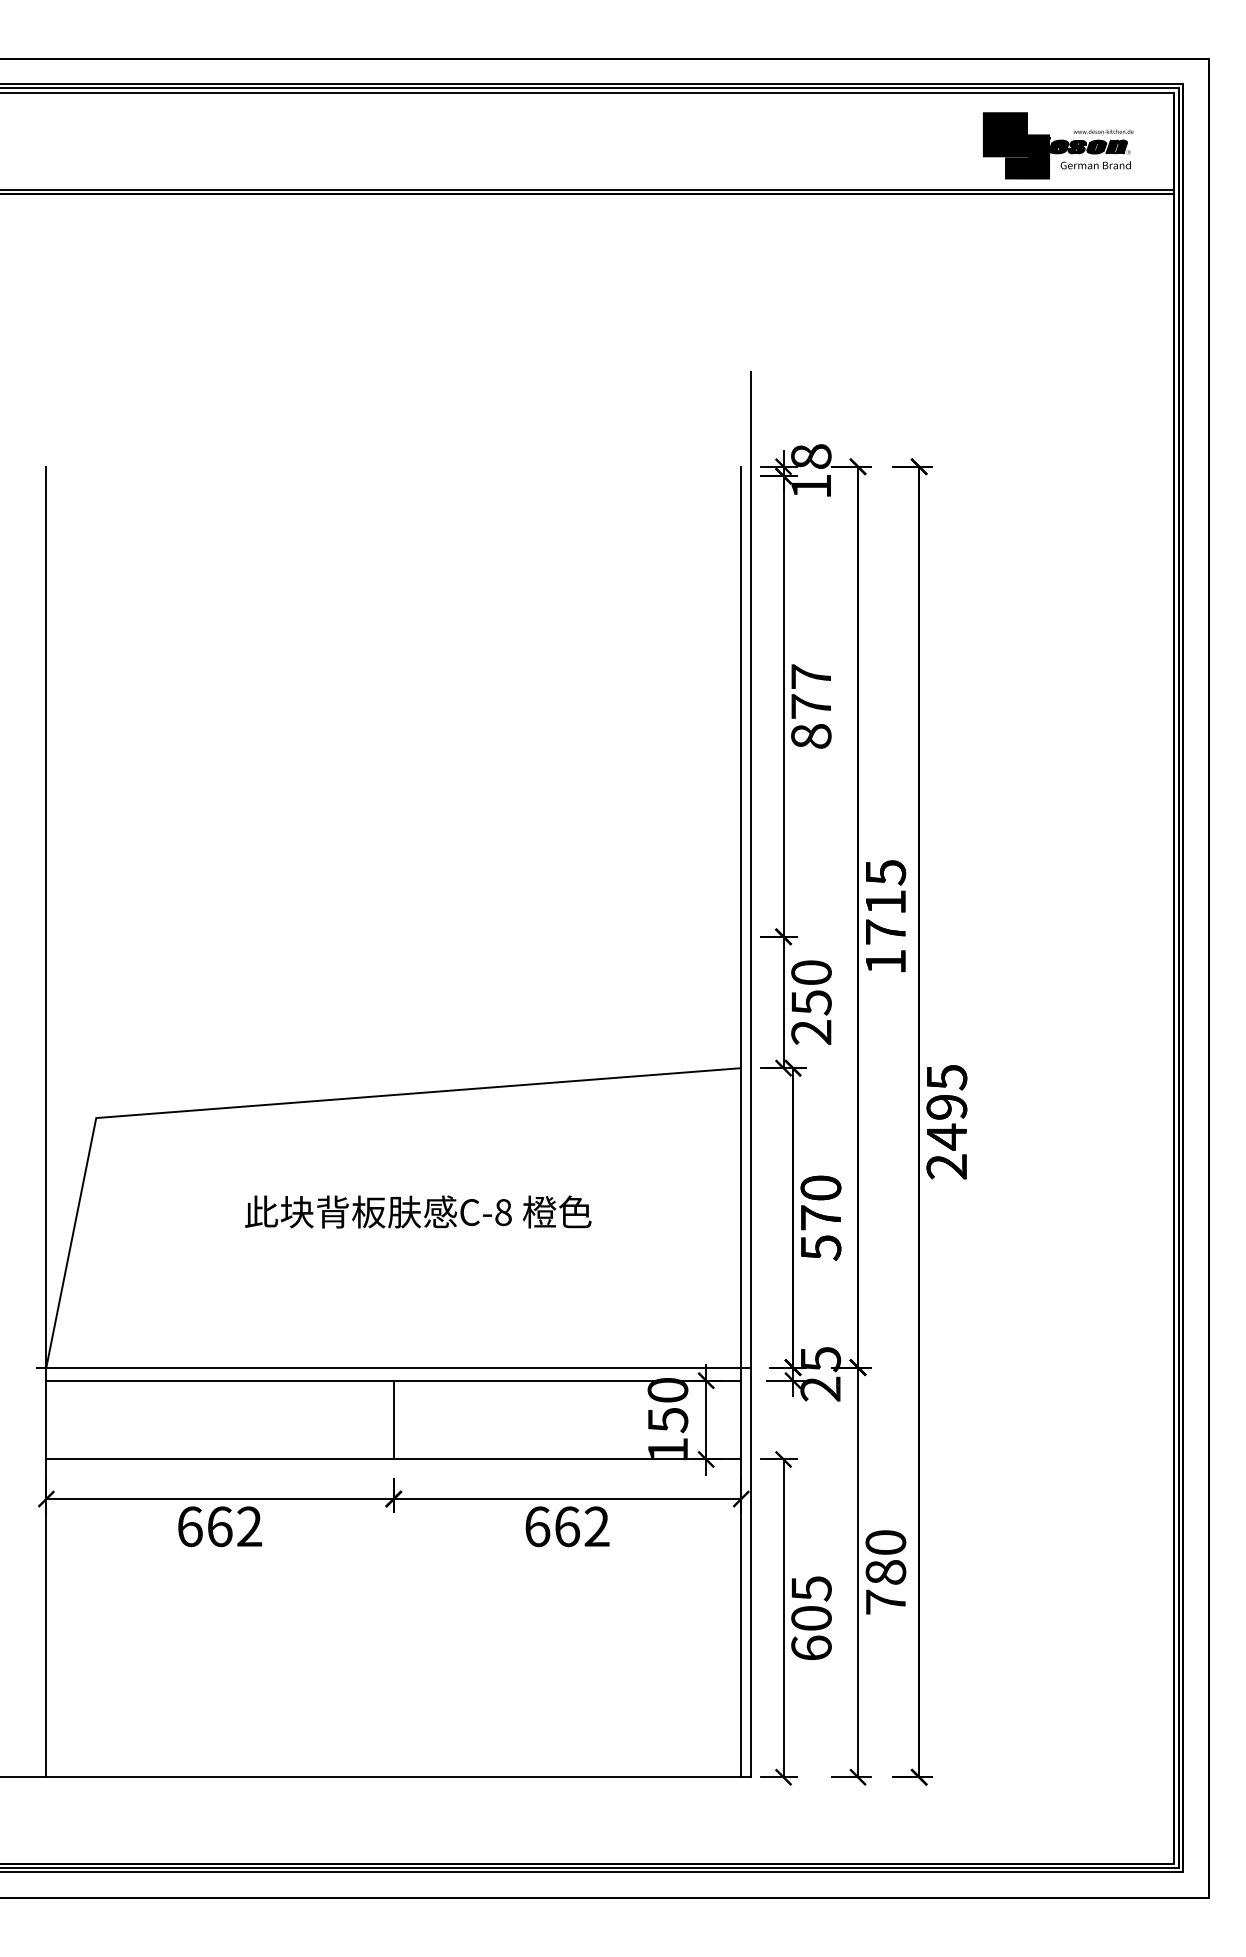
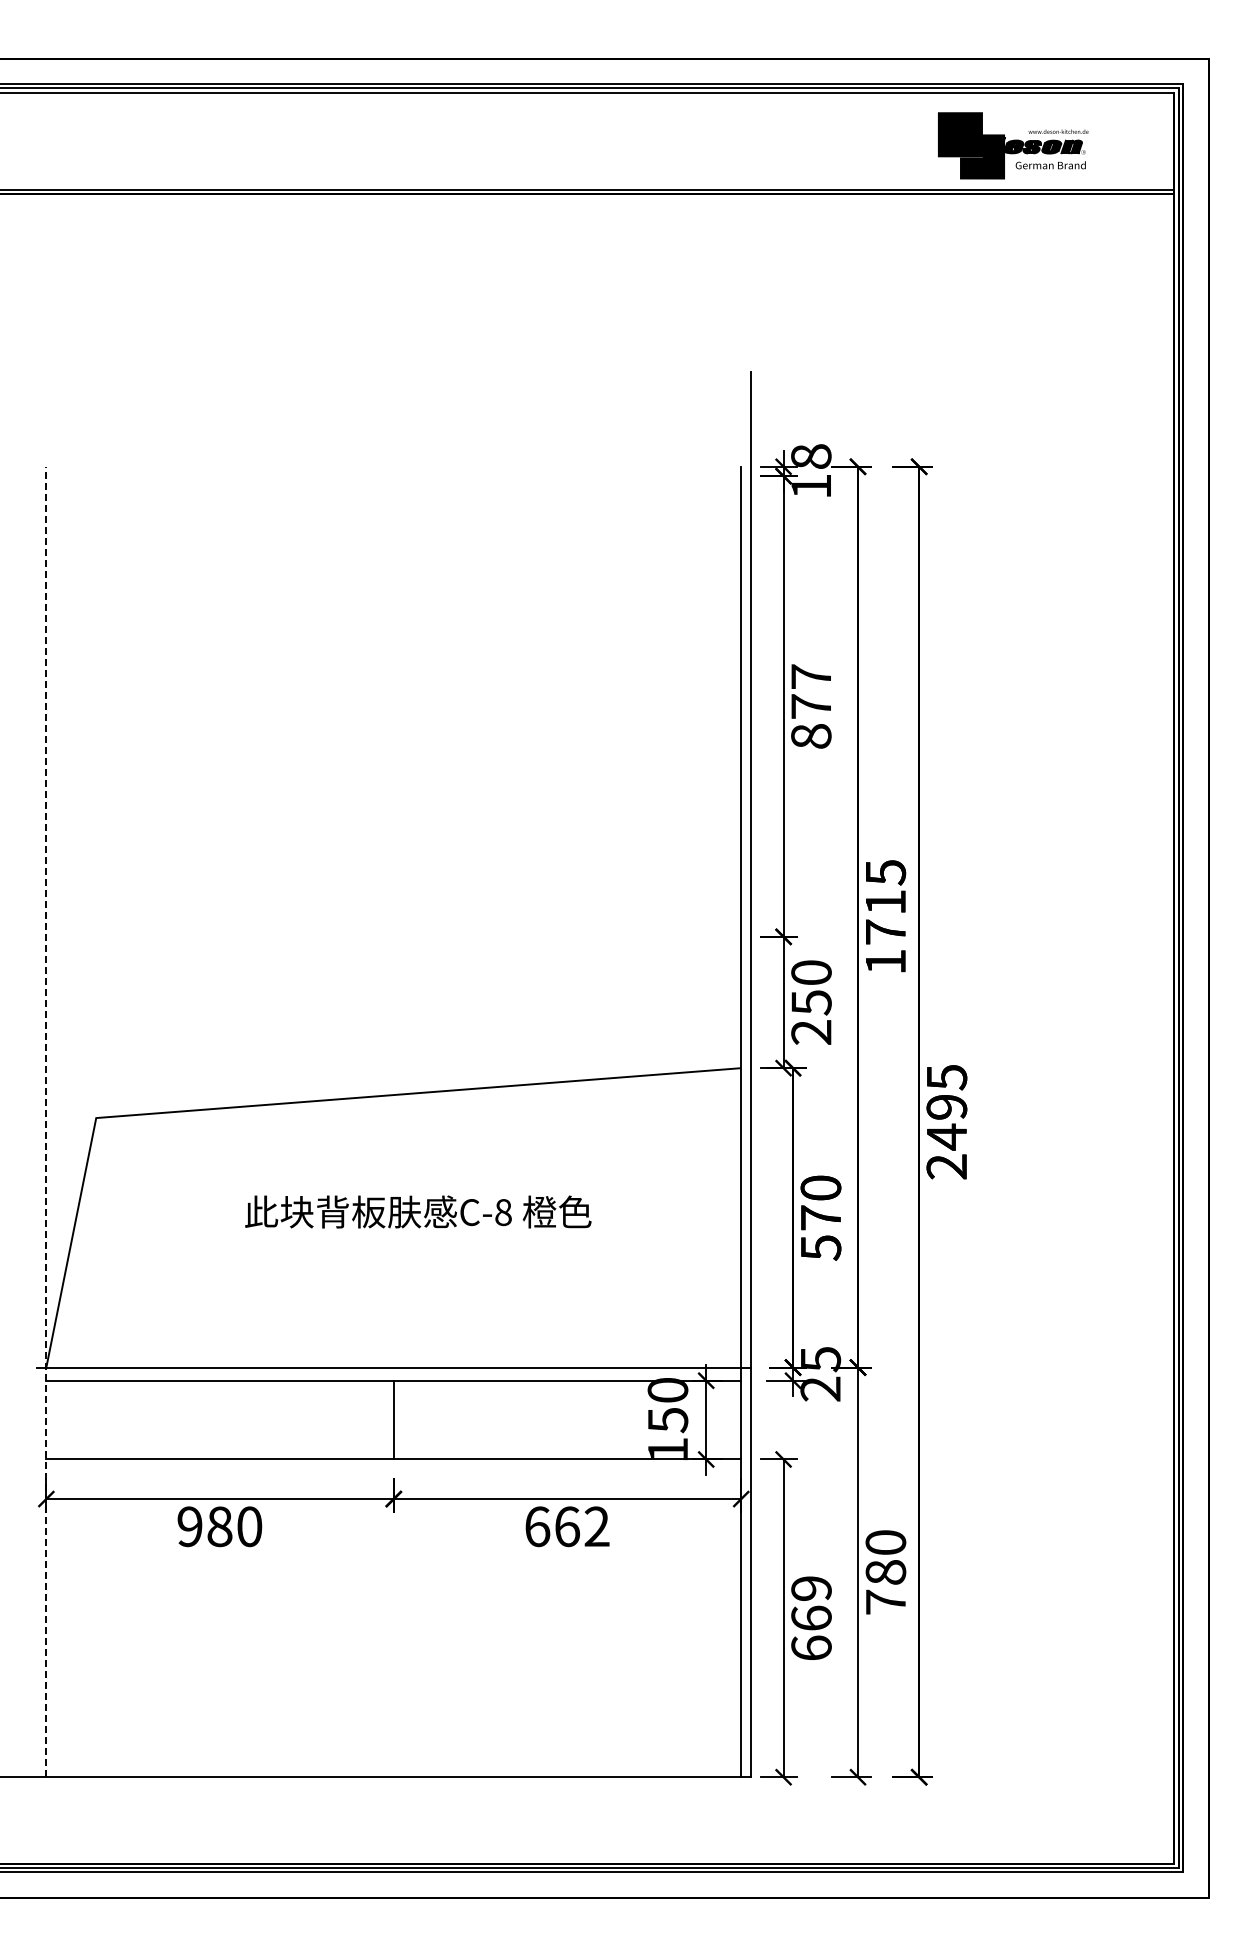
part position: (1058, 145) -> (1013, 145) (1013, 145)
line: solid -> dashed (46, 1121)
text: 662 -> 980 (219, 1526)
text: 605 -> 669 (811, 1603)
